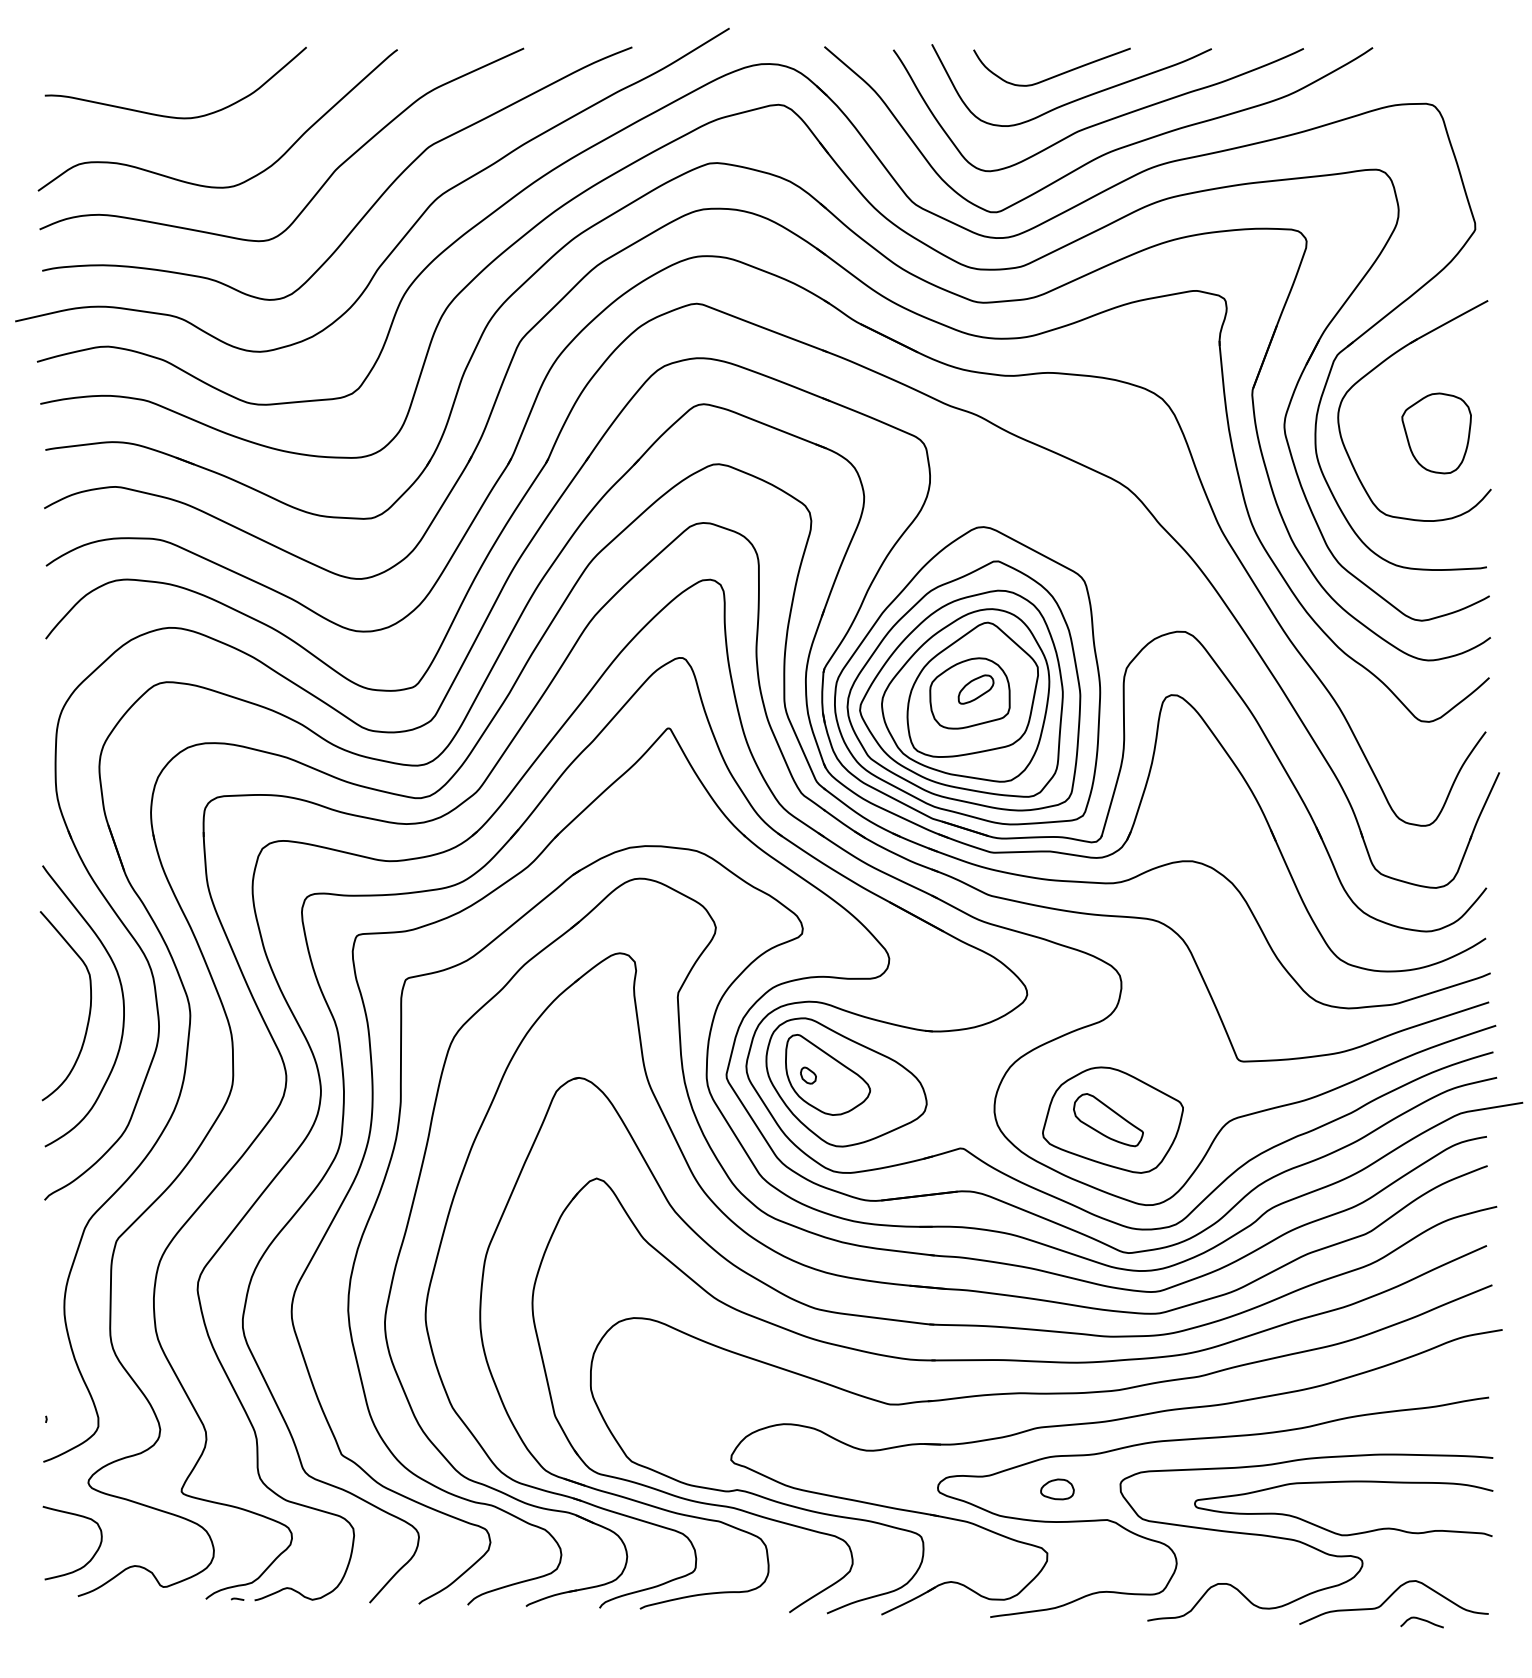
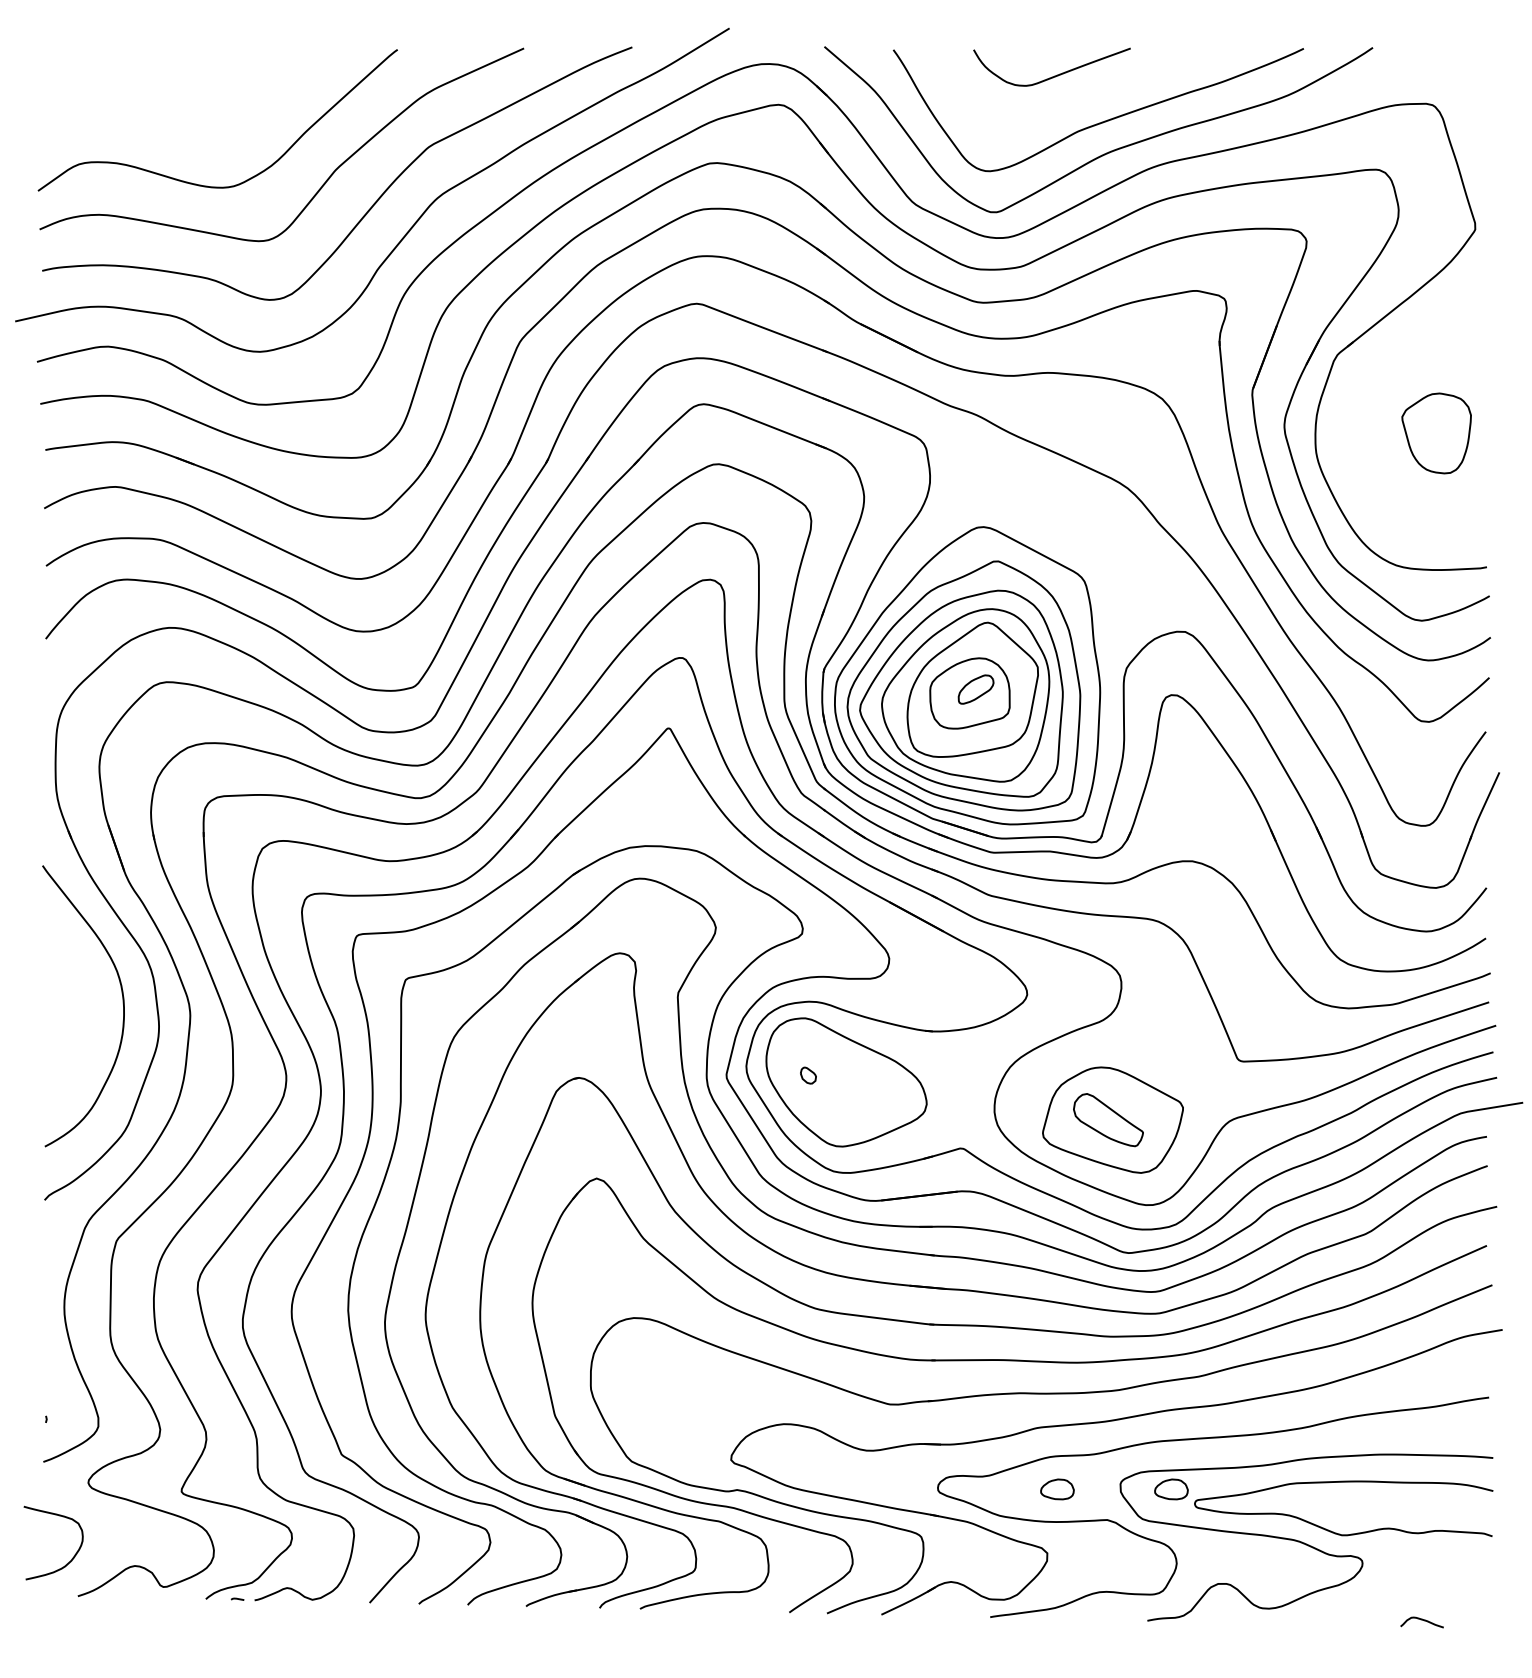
curve: present -> none (1075, 99)
curve: present -> none (174, 116)
part: present -> none (1380, 365)
curve: present -> none (89, 1006)
part: present -> none (827, 1074)
part: none -> present (1171, 1489)
curve position: (90, 1558) -> (71, 1558) (71, 1558)
curve: present -> none (1389, 1598)
